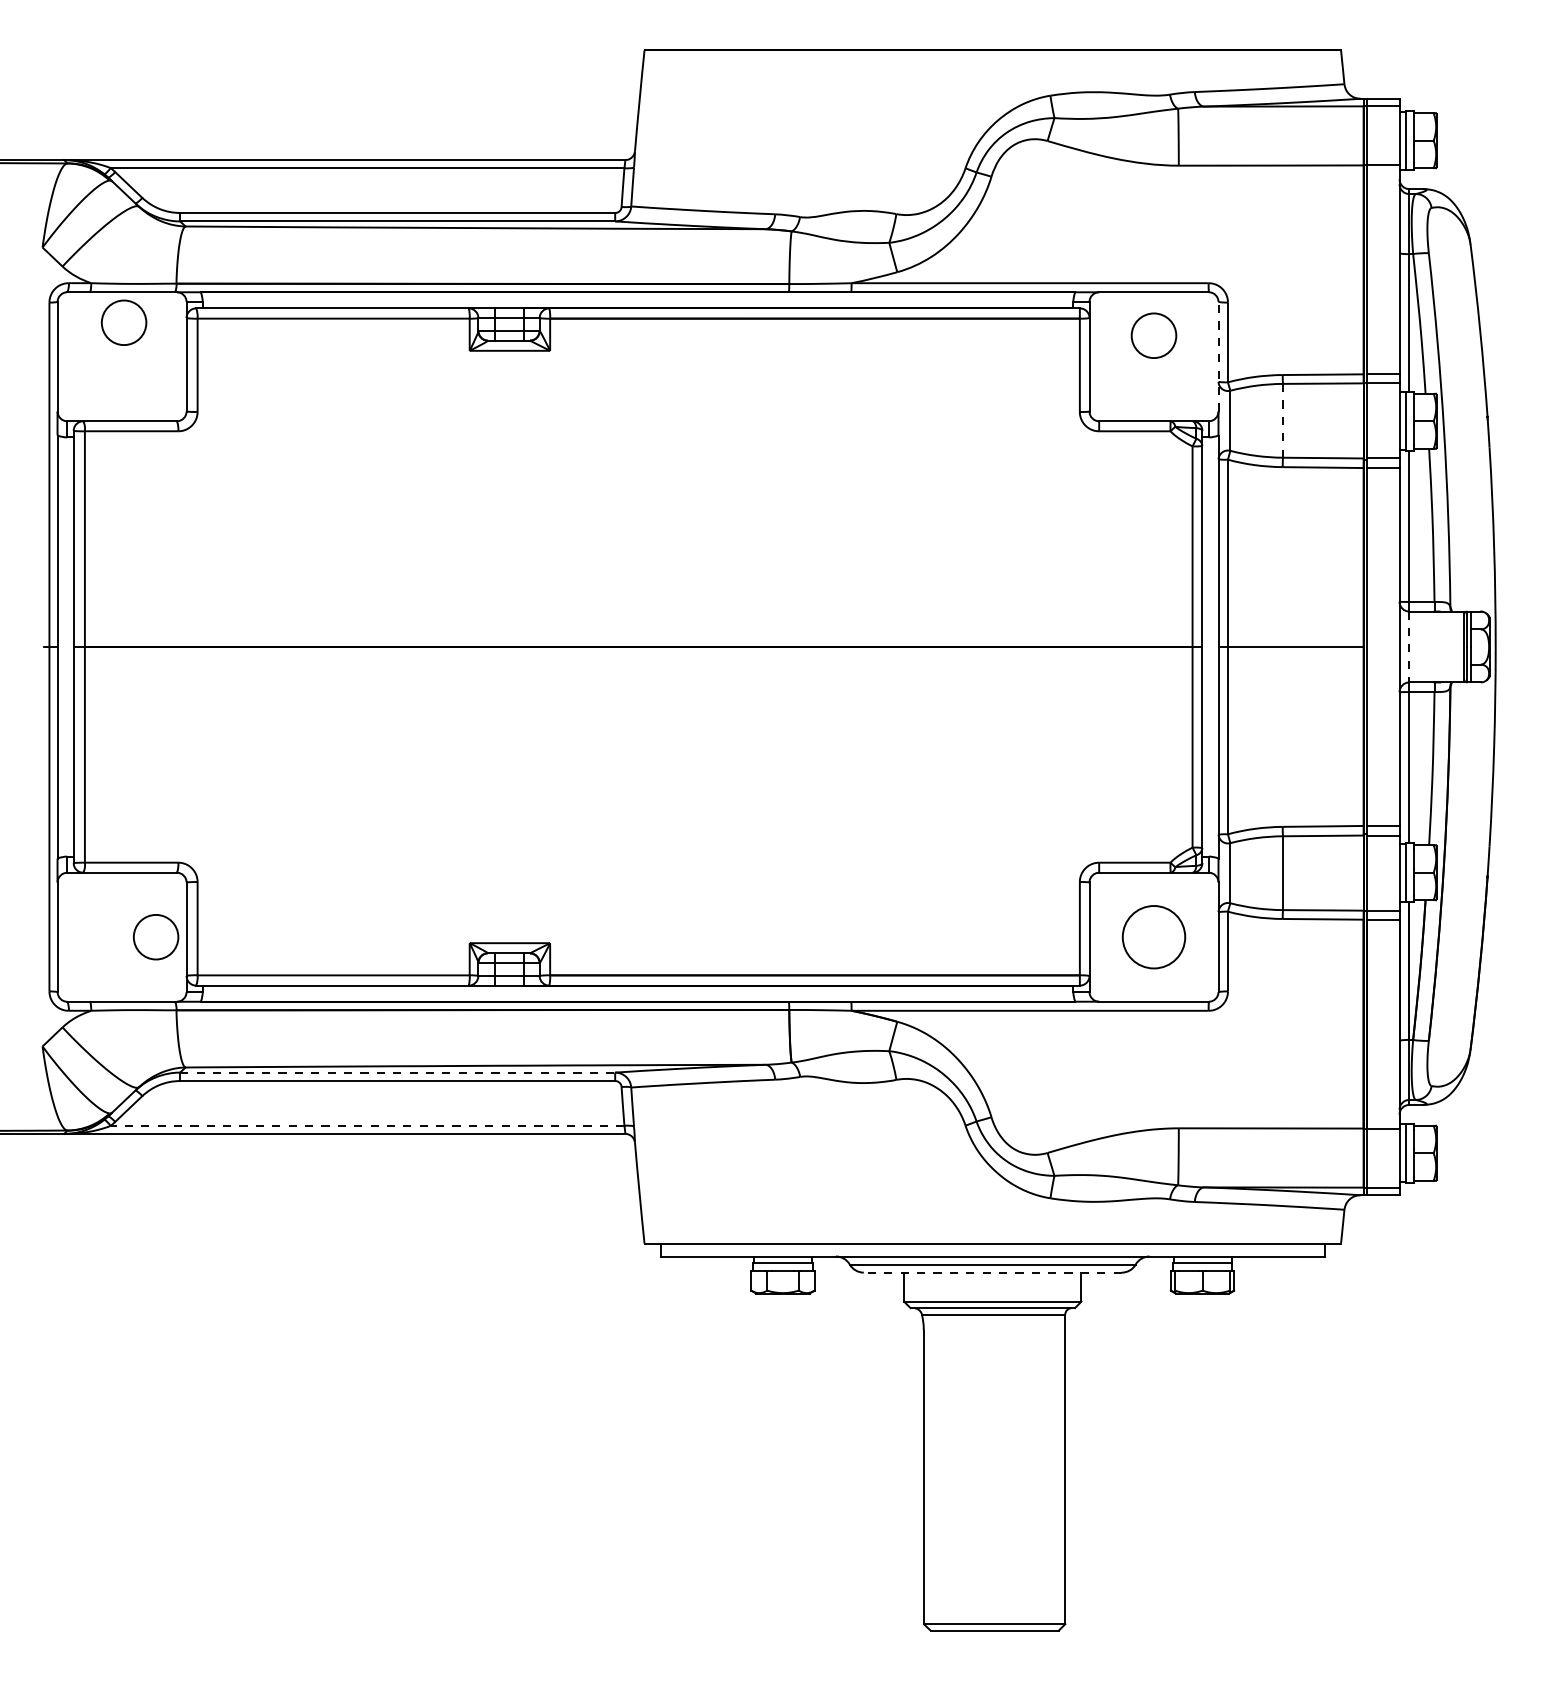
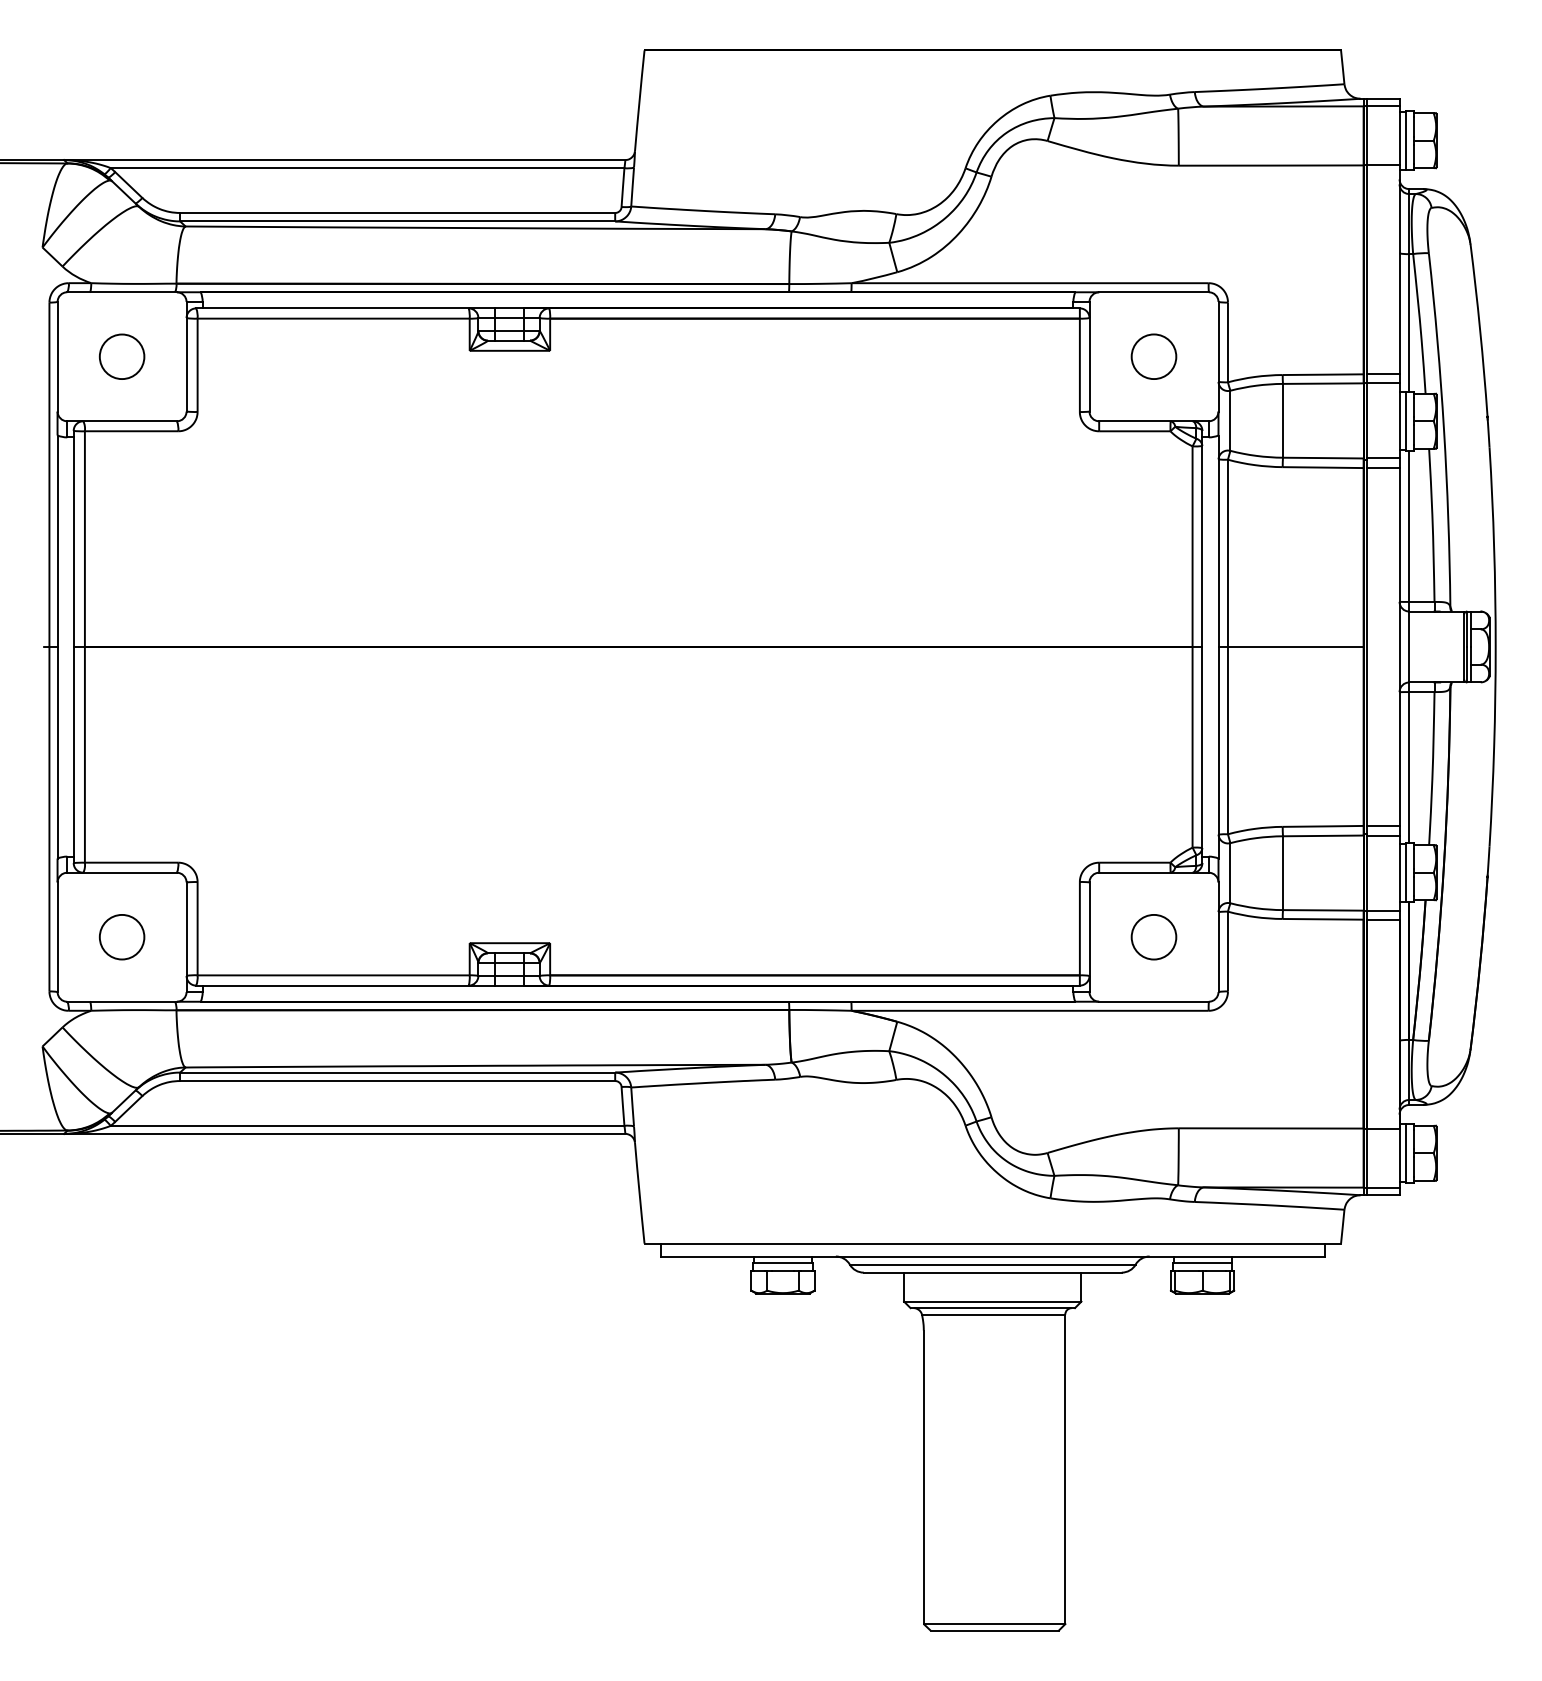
circle position: (123, 322) -> (121, 356) (121, 356)
circle position: (1153, 335) -> (1153, 356) (1153, 356)
line: dashed -> solid (1218, 356)
line: dashed -> solid (1283, 420)
line: dashed -> solid (1409, 647)
circle position: (155, 937) -> (121, 937) (121, 937)
circle diameter: 62 px -> 45 px (1153, 936)
line: dashed -> solid (397, 1072)
line: dashed -> solid (367, 1125)
line: dashed -> solid (992, 1272)
